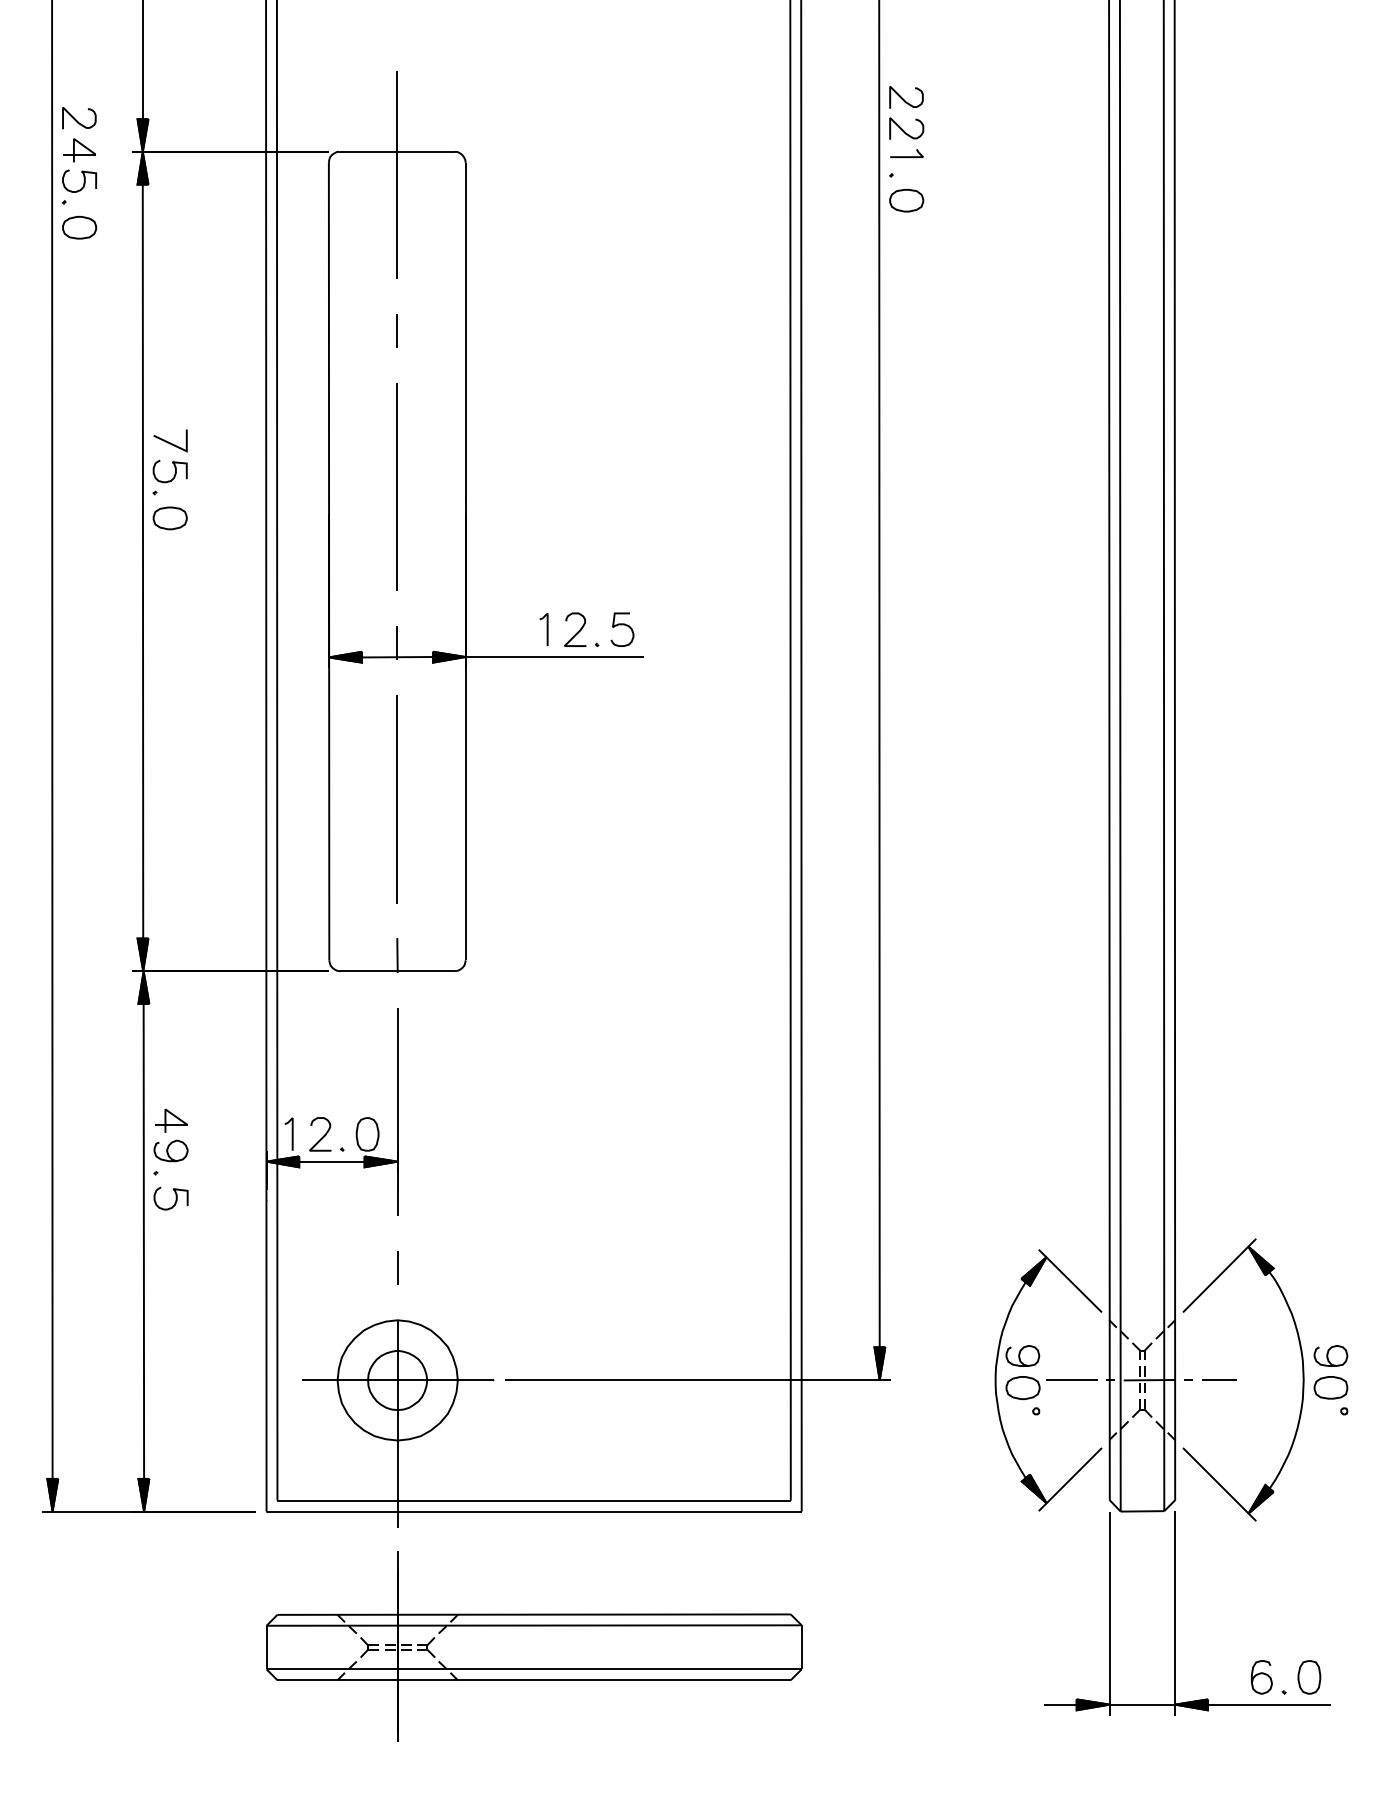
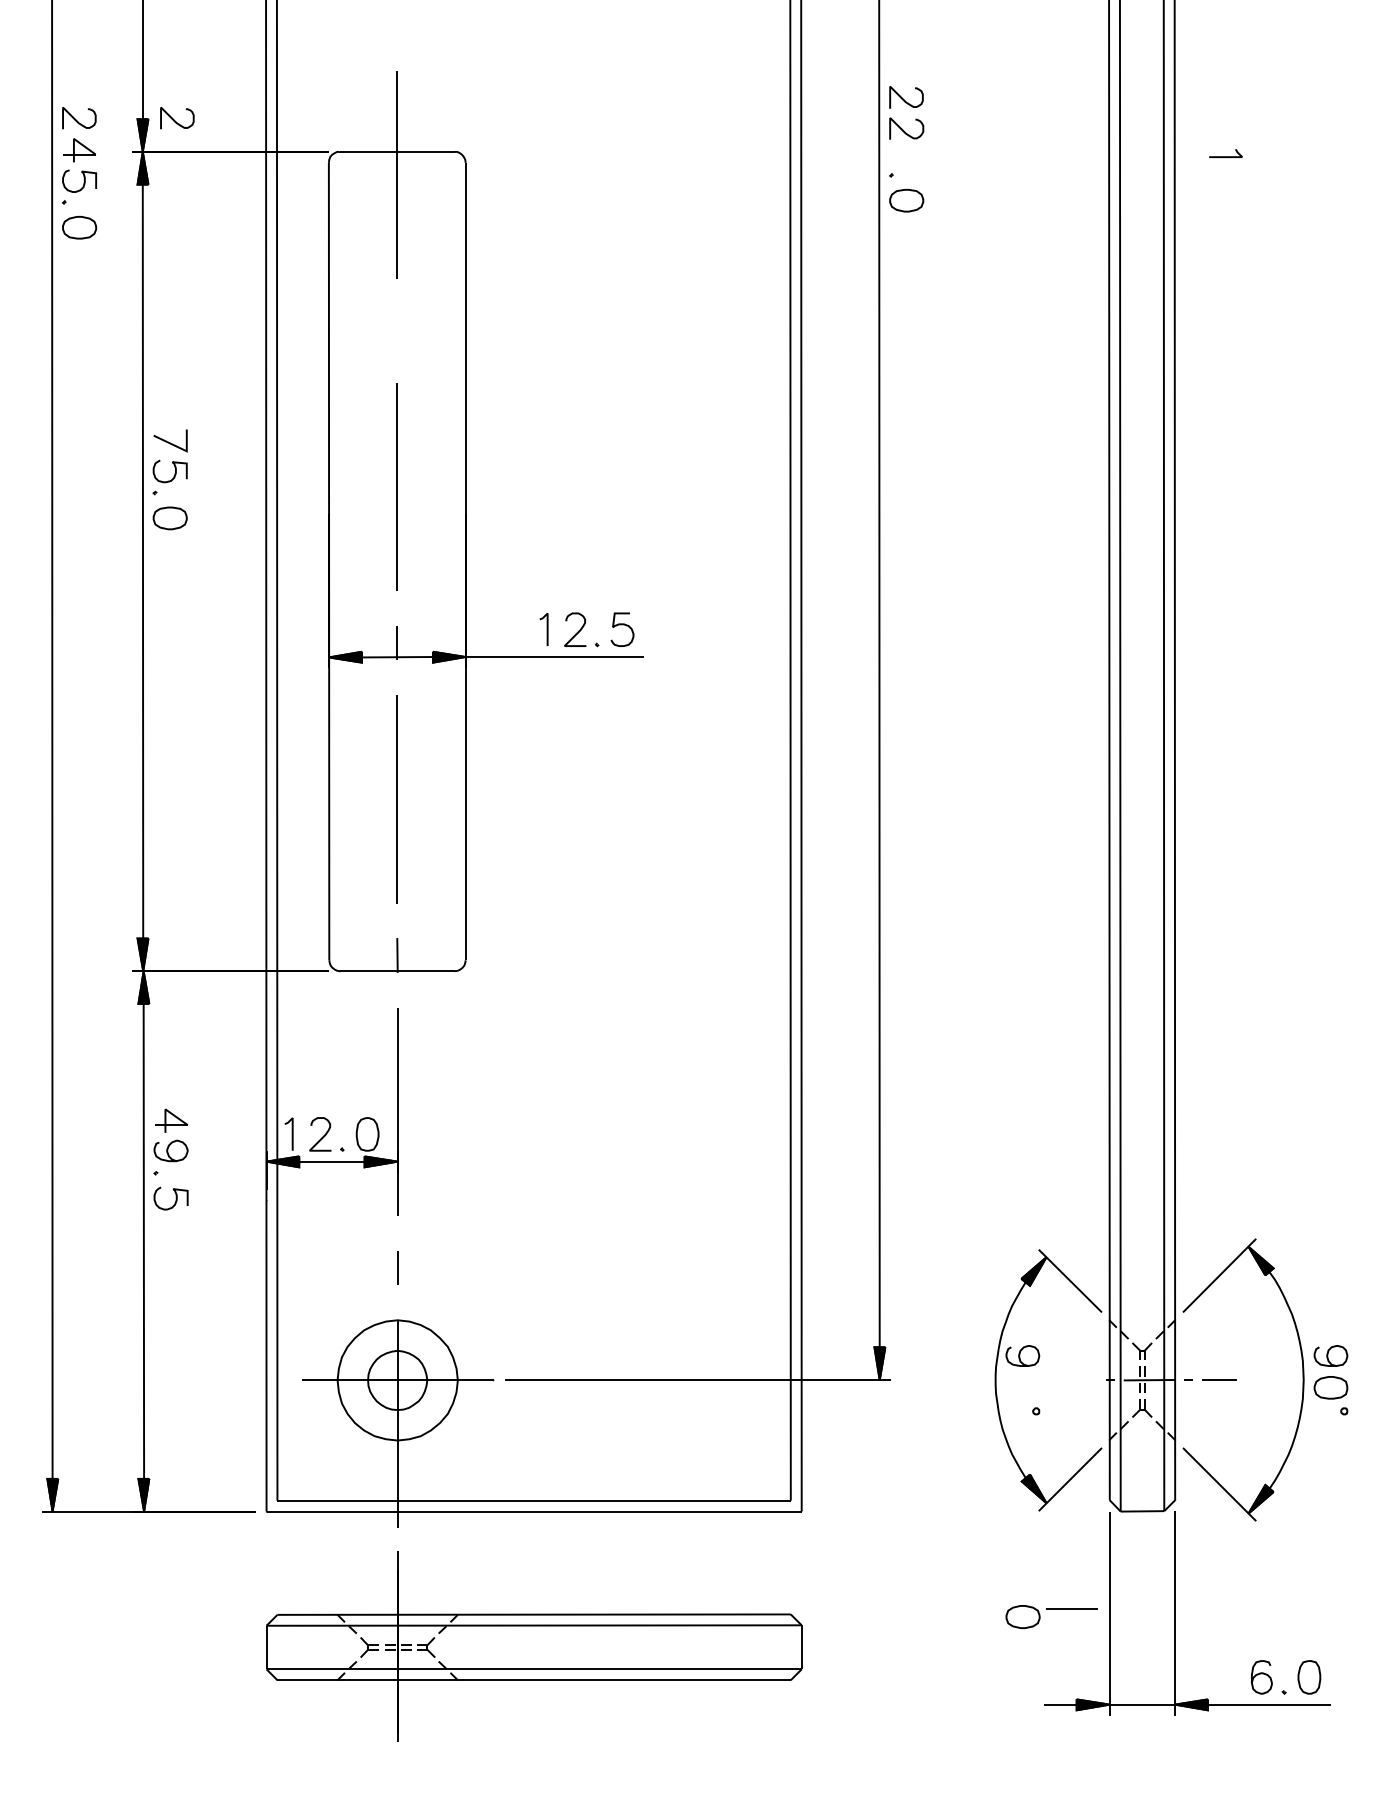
part: none -> present (177, 118)
part position: (906, 153) -> (1225, 153) (1225, 153)
line: present -> none (396, 330)
part position: (1051, 1380) -> (1051, 1609) (1051, 1609)
